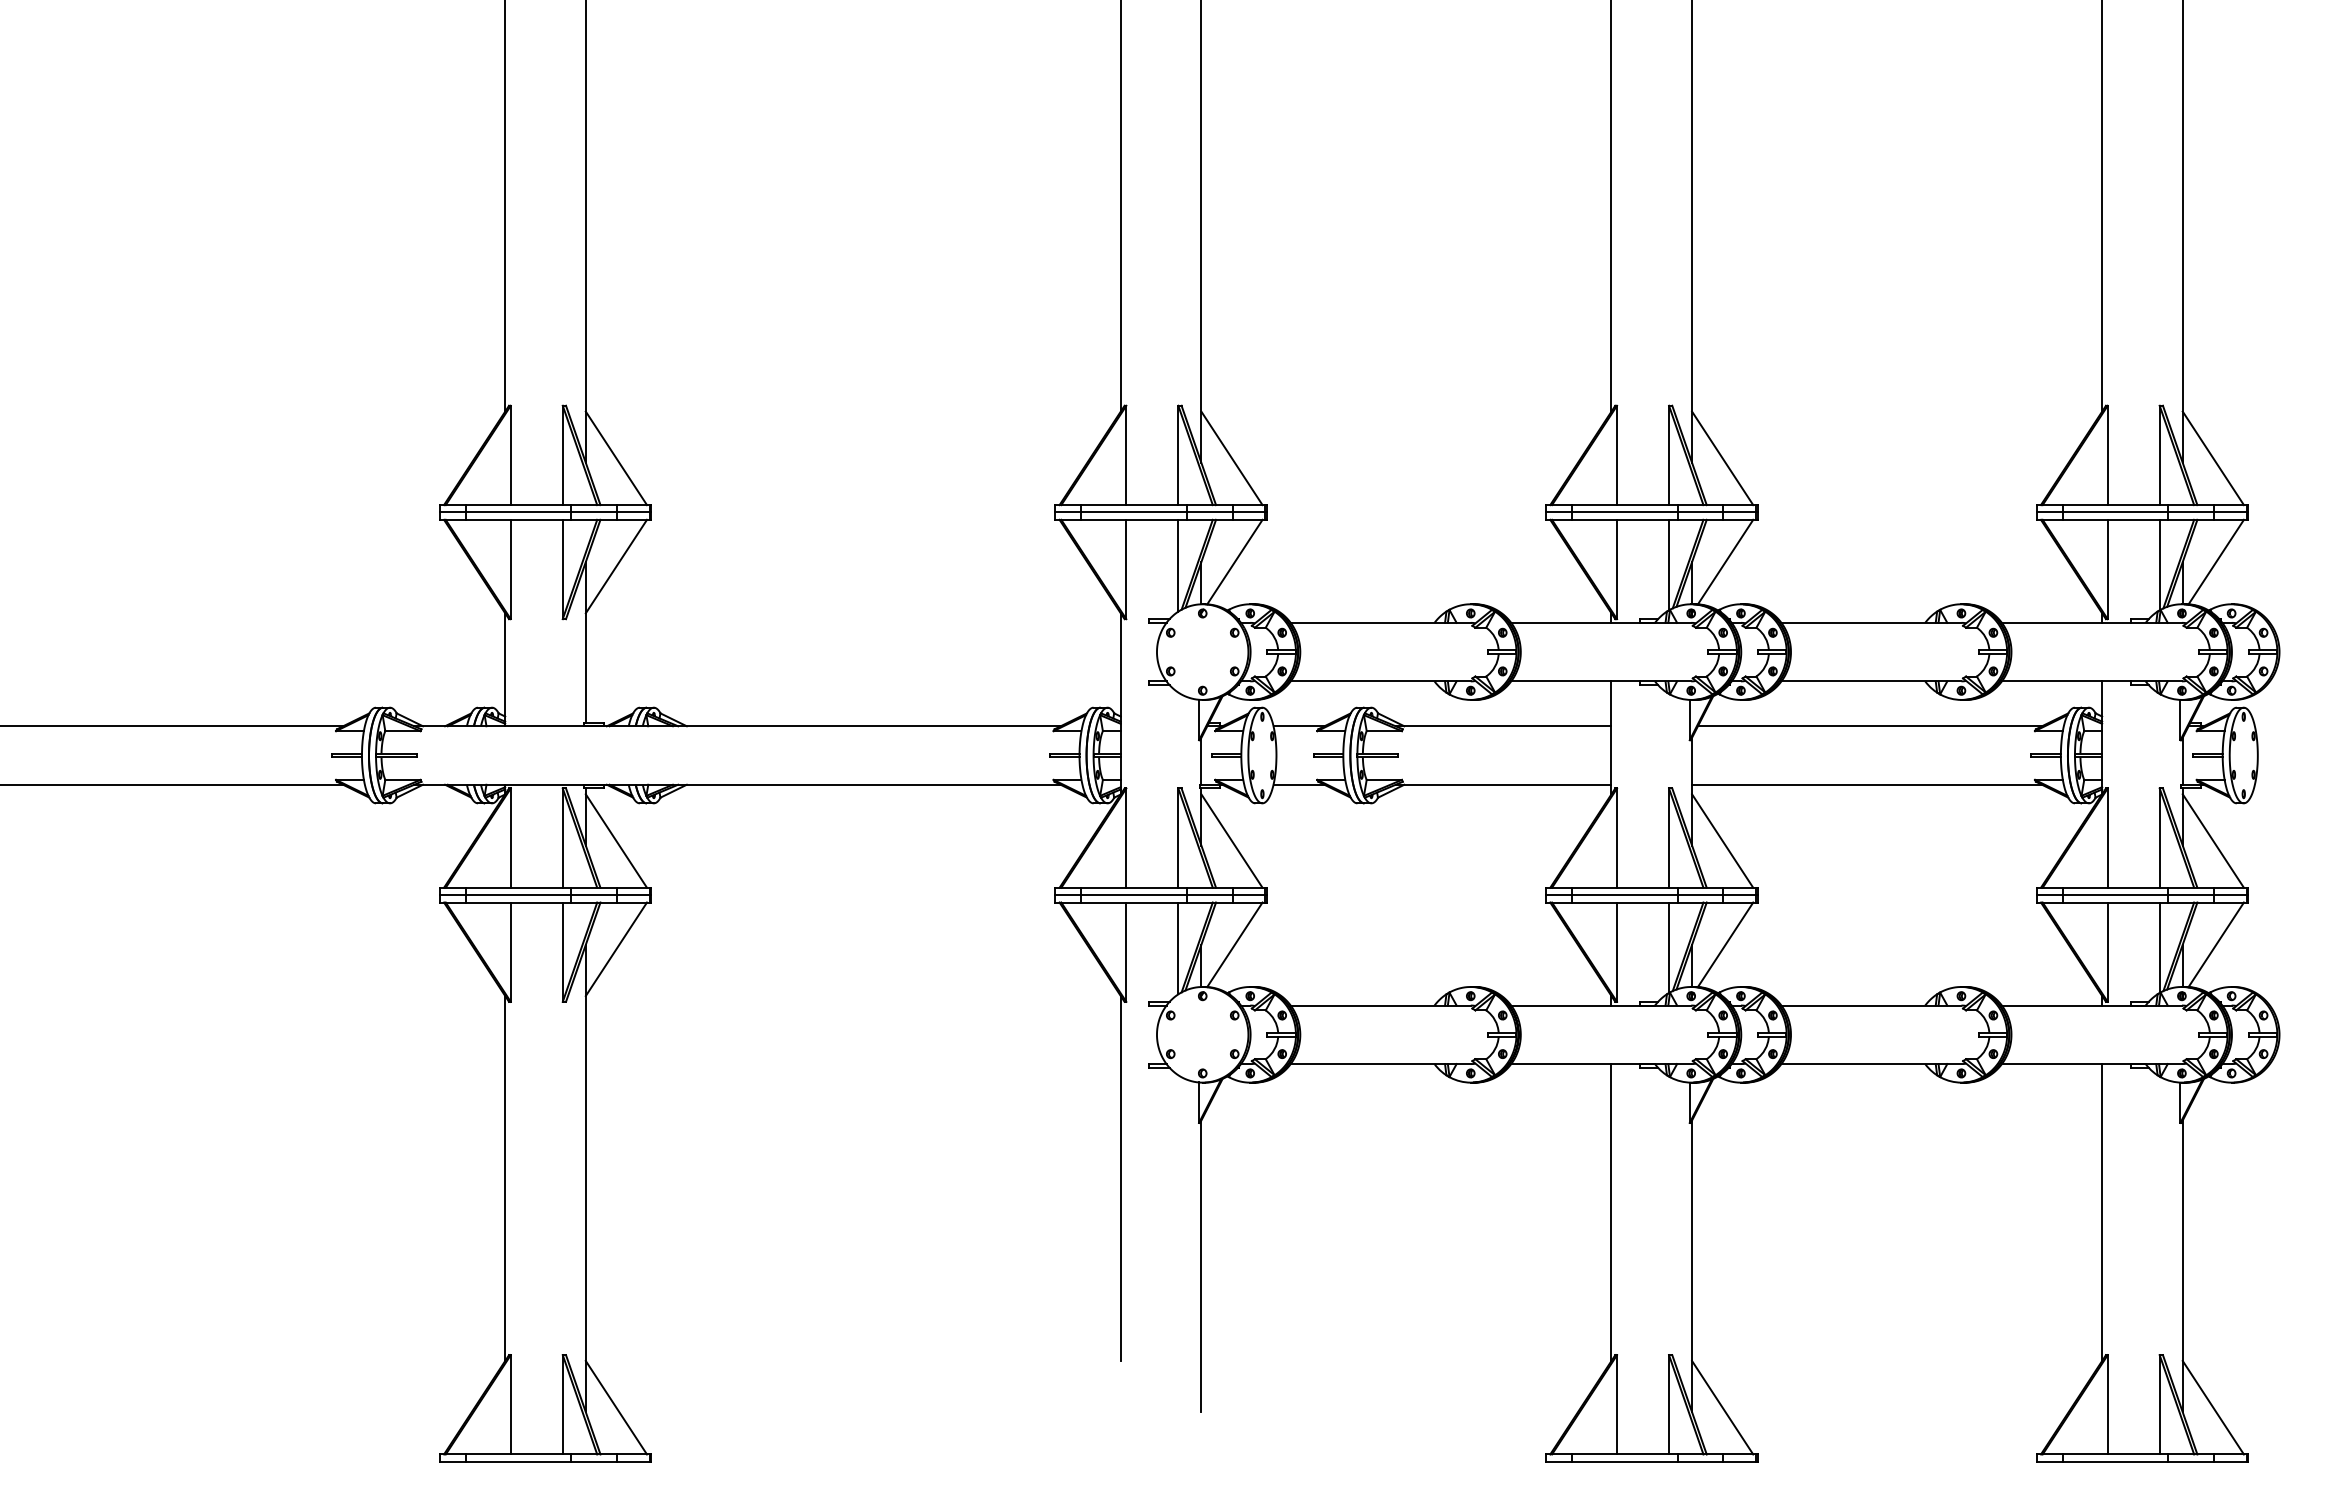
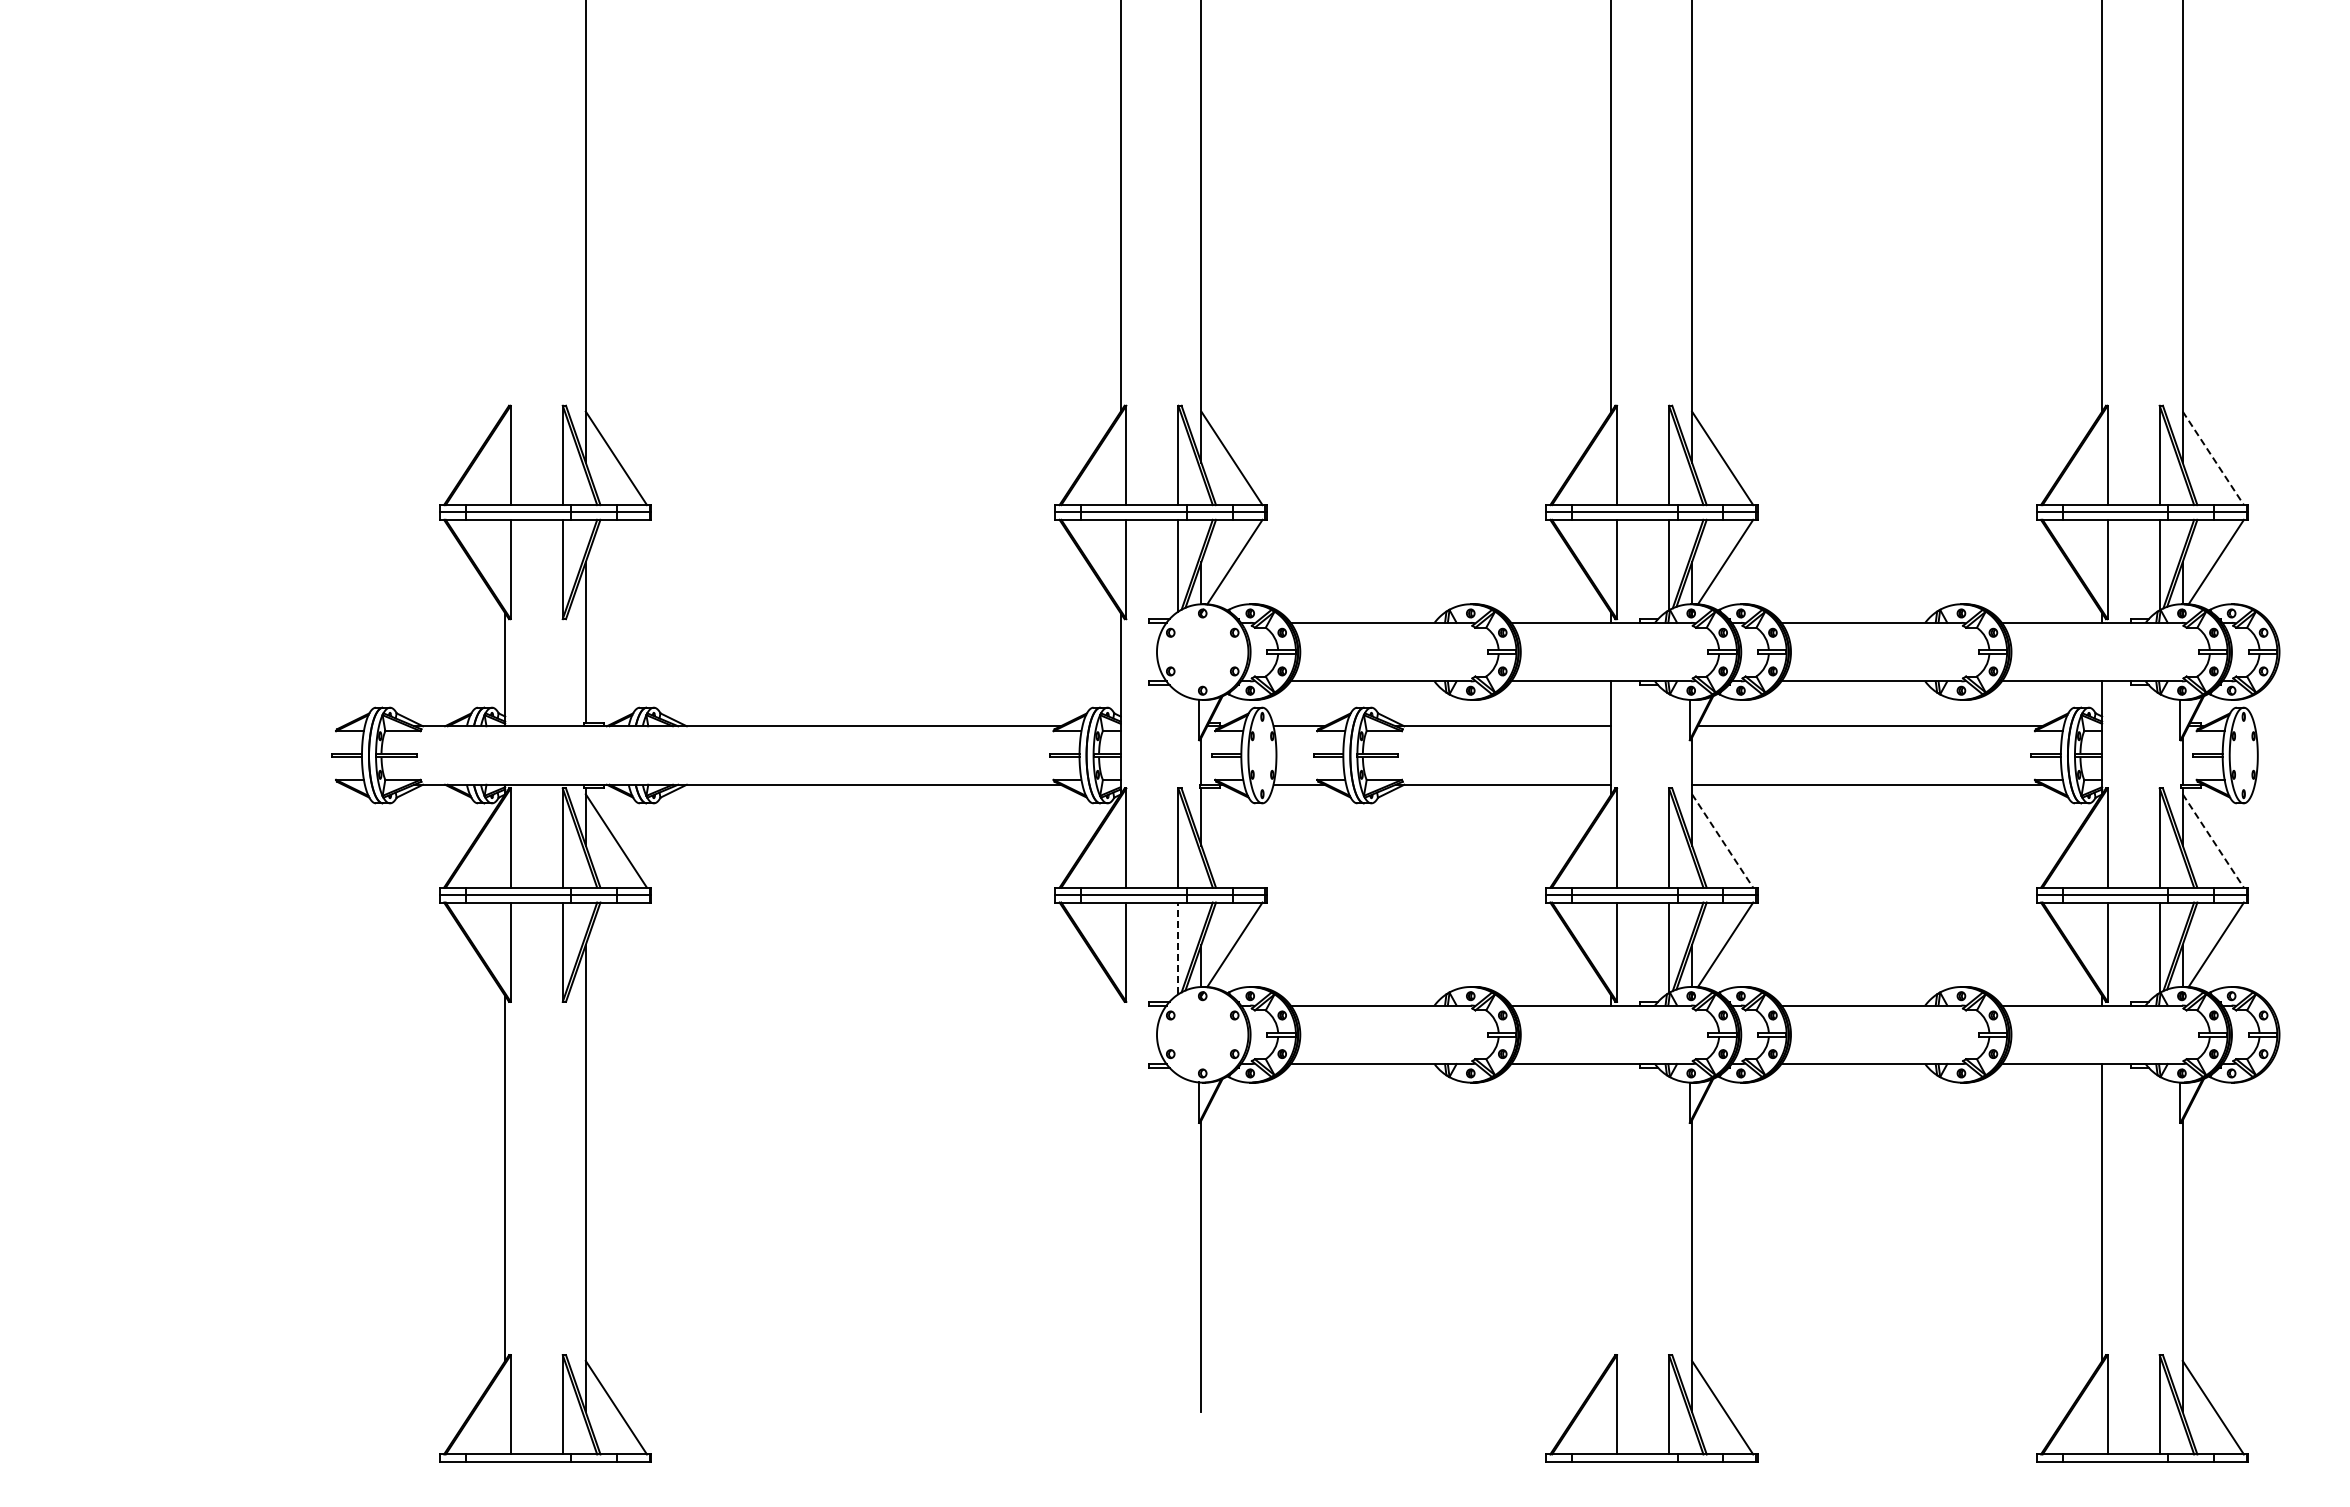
line: present -> none (505, 206)
line: solid -> dashed (2213, 458)
line: present -> none (616, 566)
line: present -> none (172, 726)
line: present -> none (172, 784)
line: present -> none (1231, 840)
line: solid -> dashed (1722, 841)
line: solid -> dashed (2213, 841)
line: solid -> dashed (1178, 948)
line: present -> none (616, 949)
line: present -> none (1120, 1178)
line: present -> none (1611, 1212)
